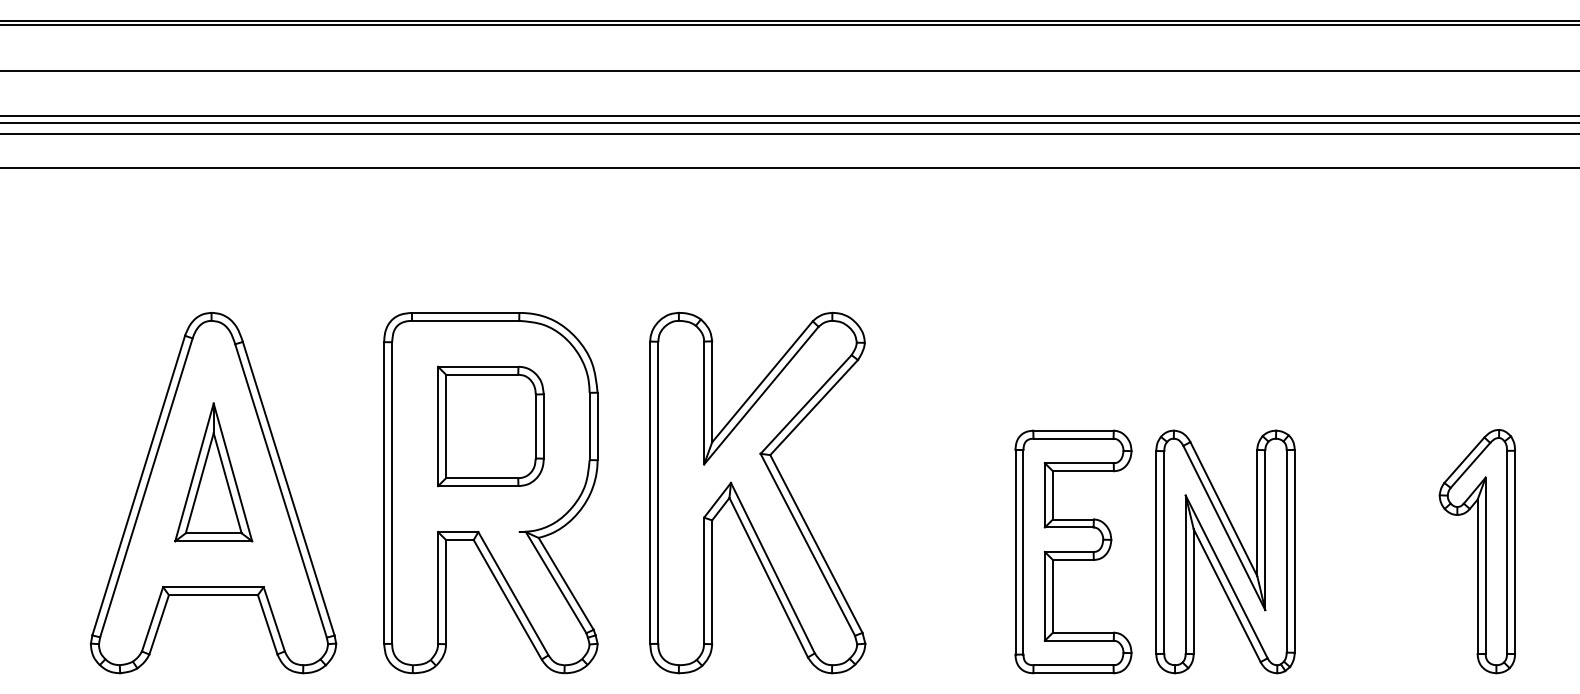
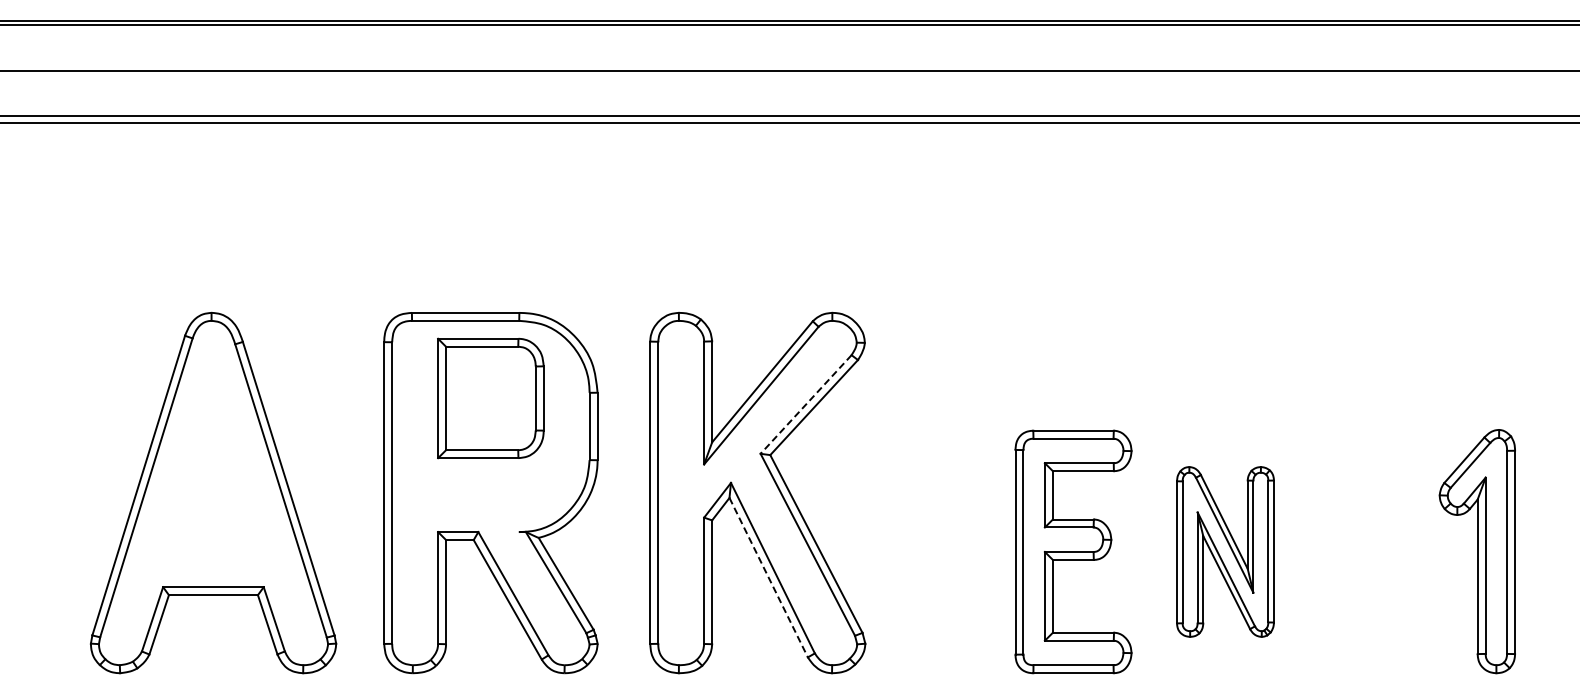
line: present -> none (789, 133)
line: present -> none (789, 167)
line: solid -> dashed (805, 404)
part position: (490, 426) -> (490, 398) (490, 398)
part: present -> none (213, 472)
part size: 141x246 px -> 99x172 px (1225, 551)
line: solid -> dashed (768, 577)
